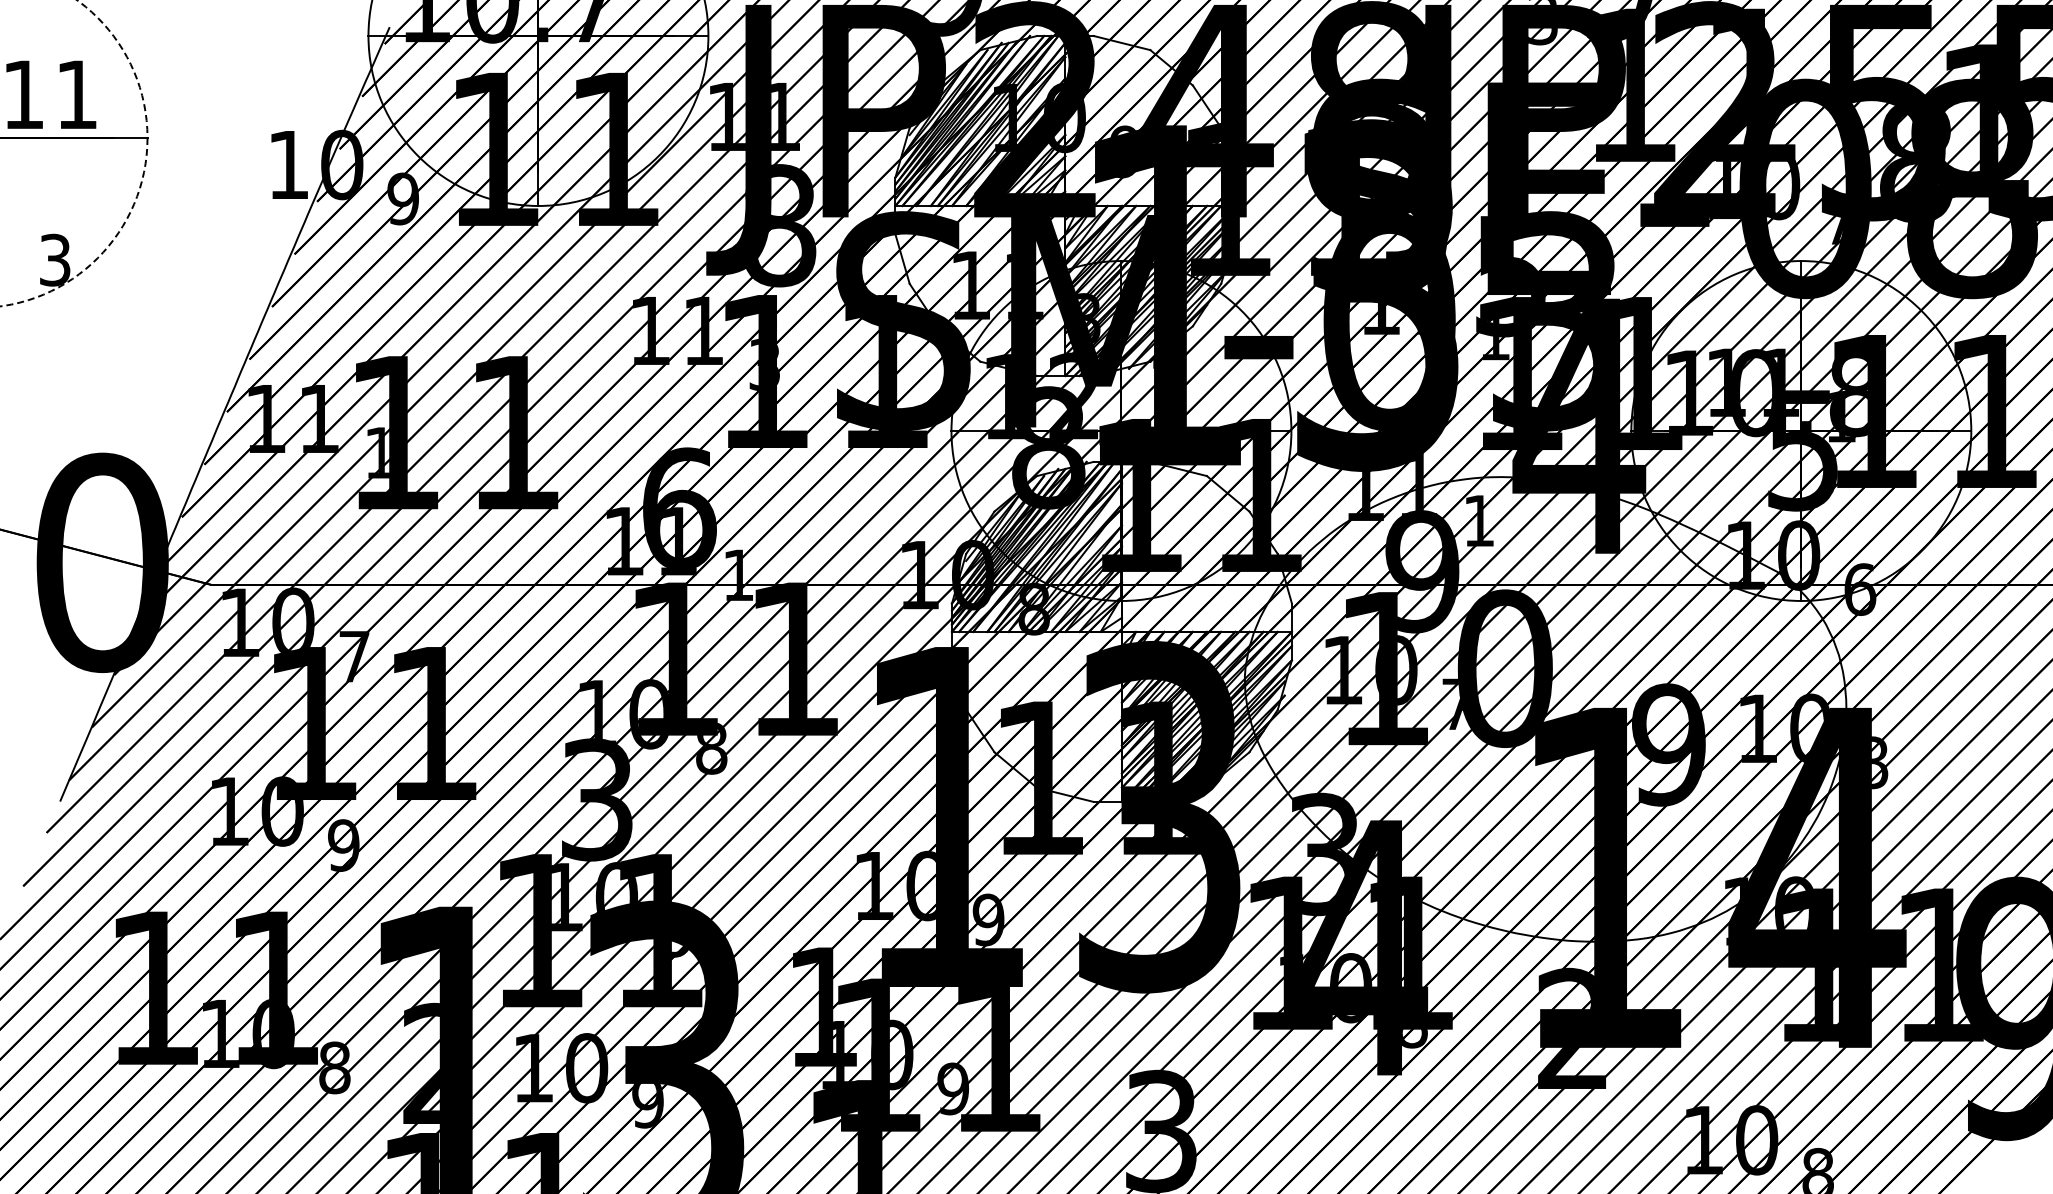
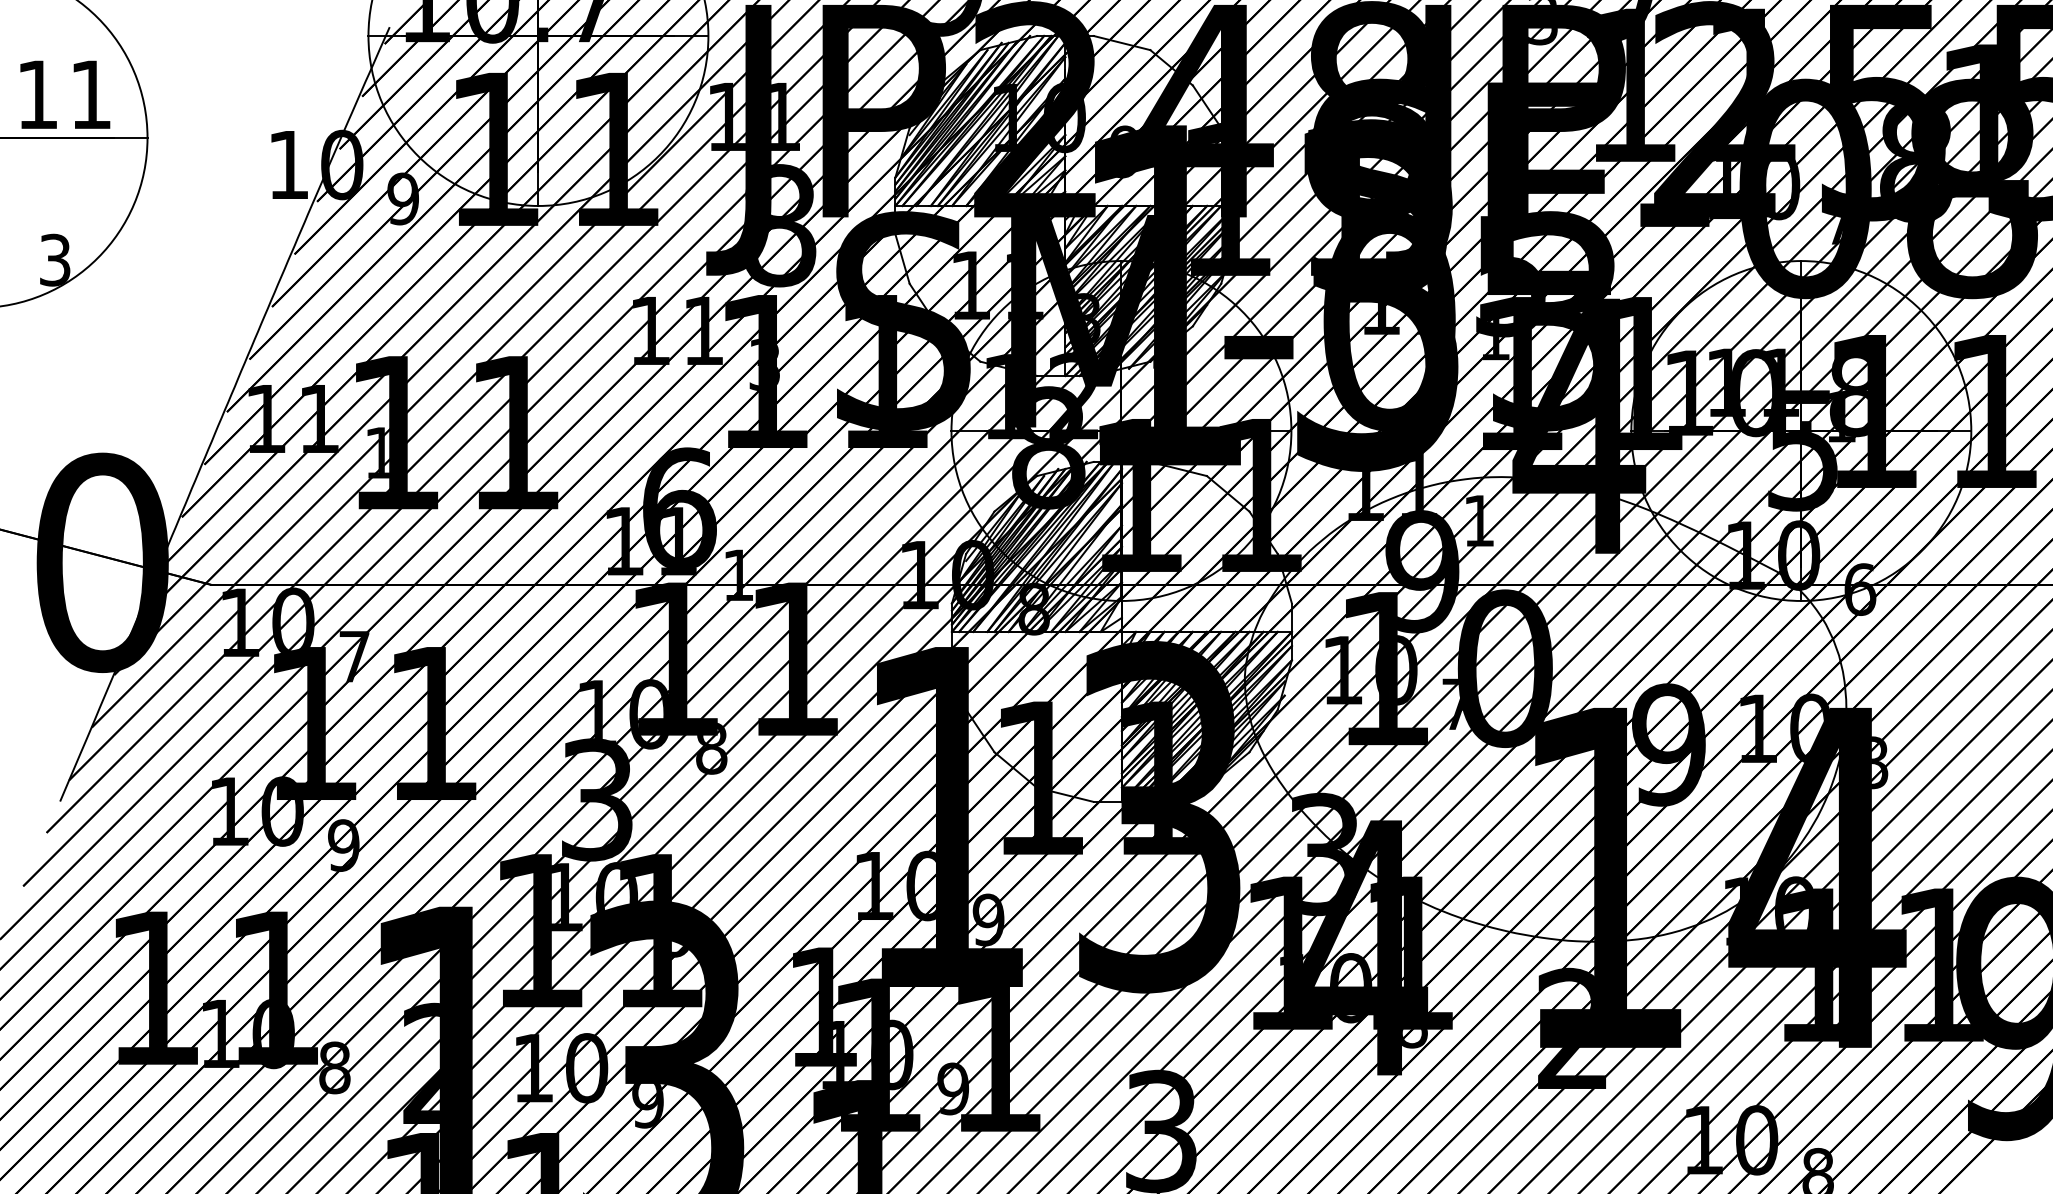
text position: (51, 94) -> (65, 94) (65, 94)
circle: dashed -> solid (73, 153)
